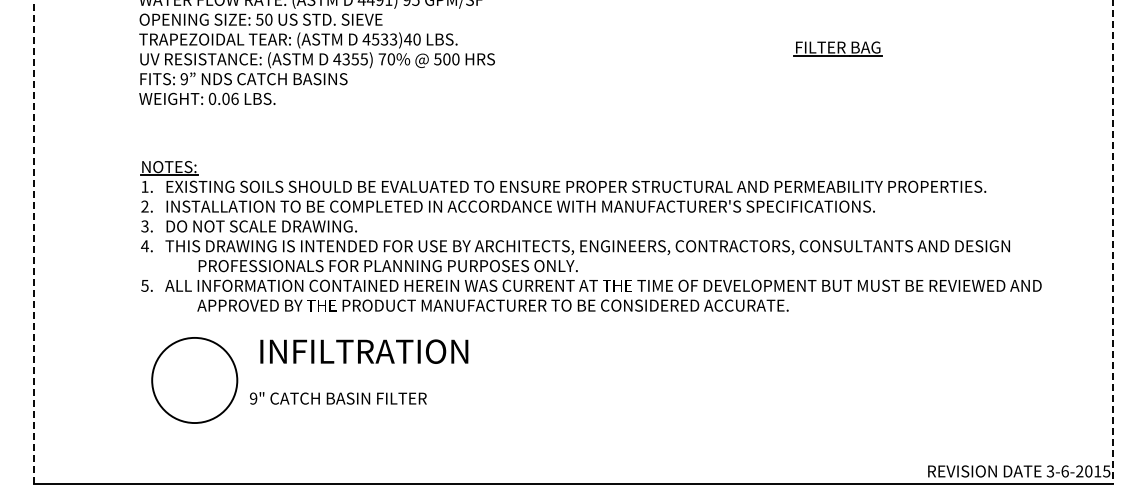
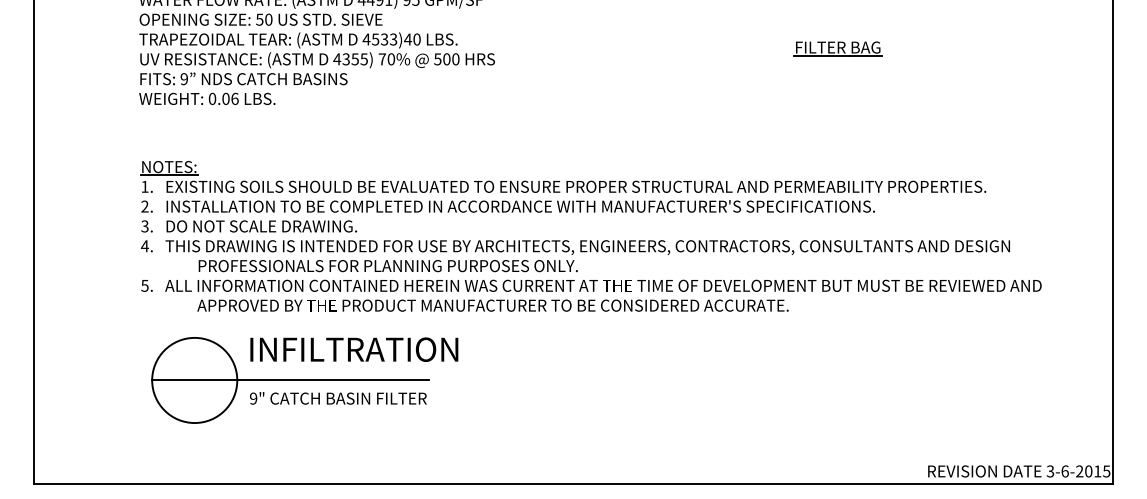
line: dashed -> solid (34, 242)
line: dashed -> solid (1112, 242)
text position: (364, 351) -> (354, 349) (354, 349)
line: none -> present (290, 380)
